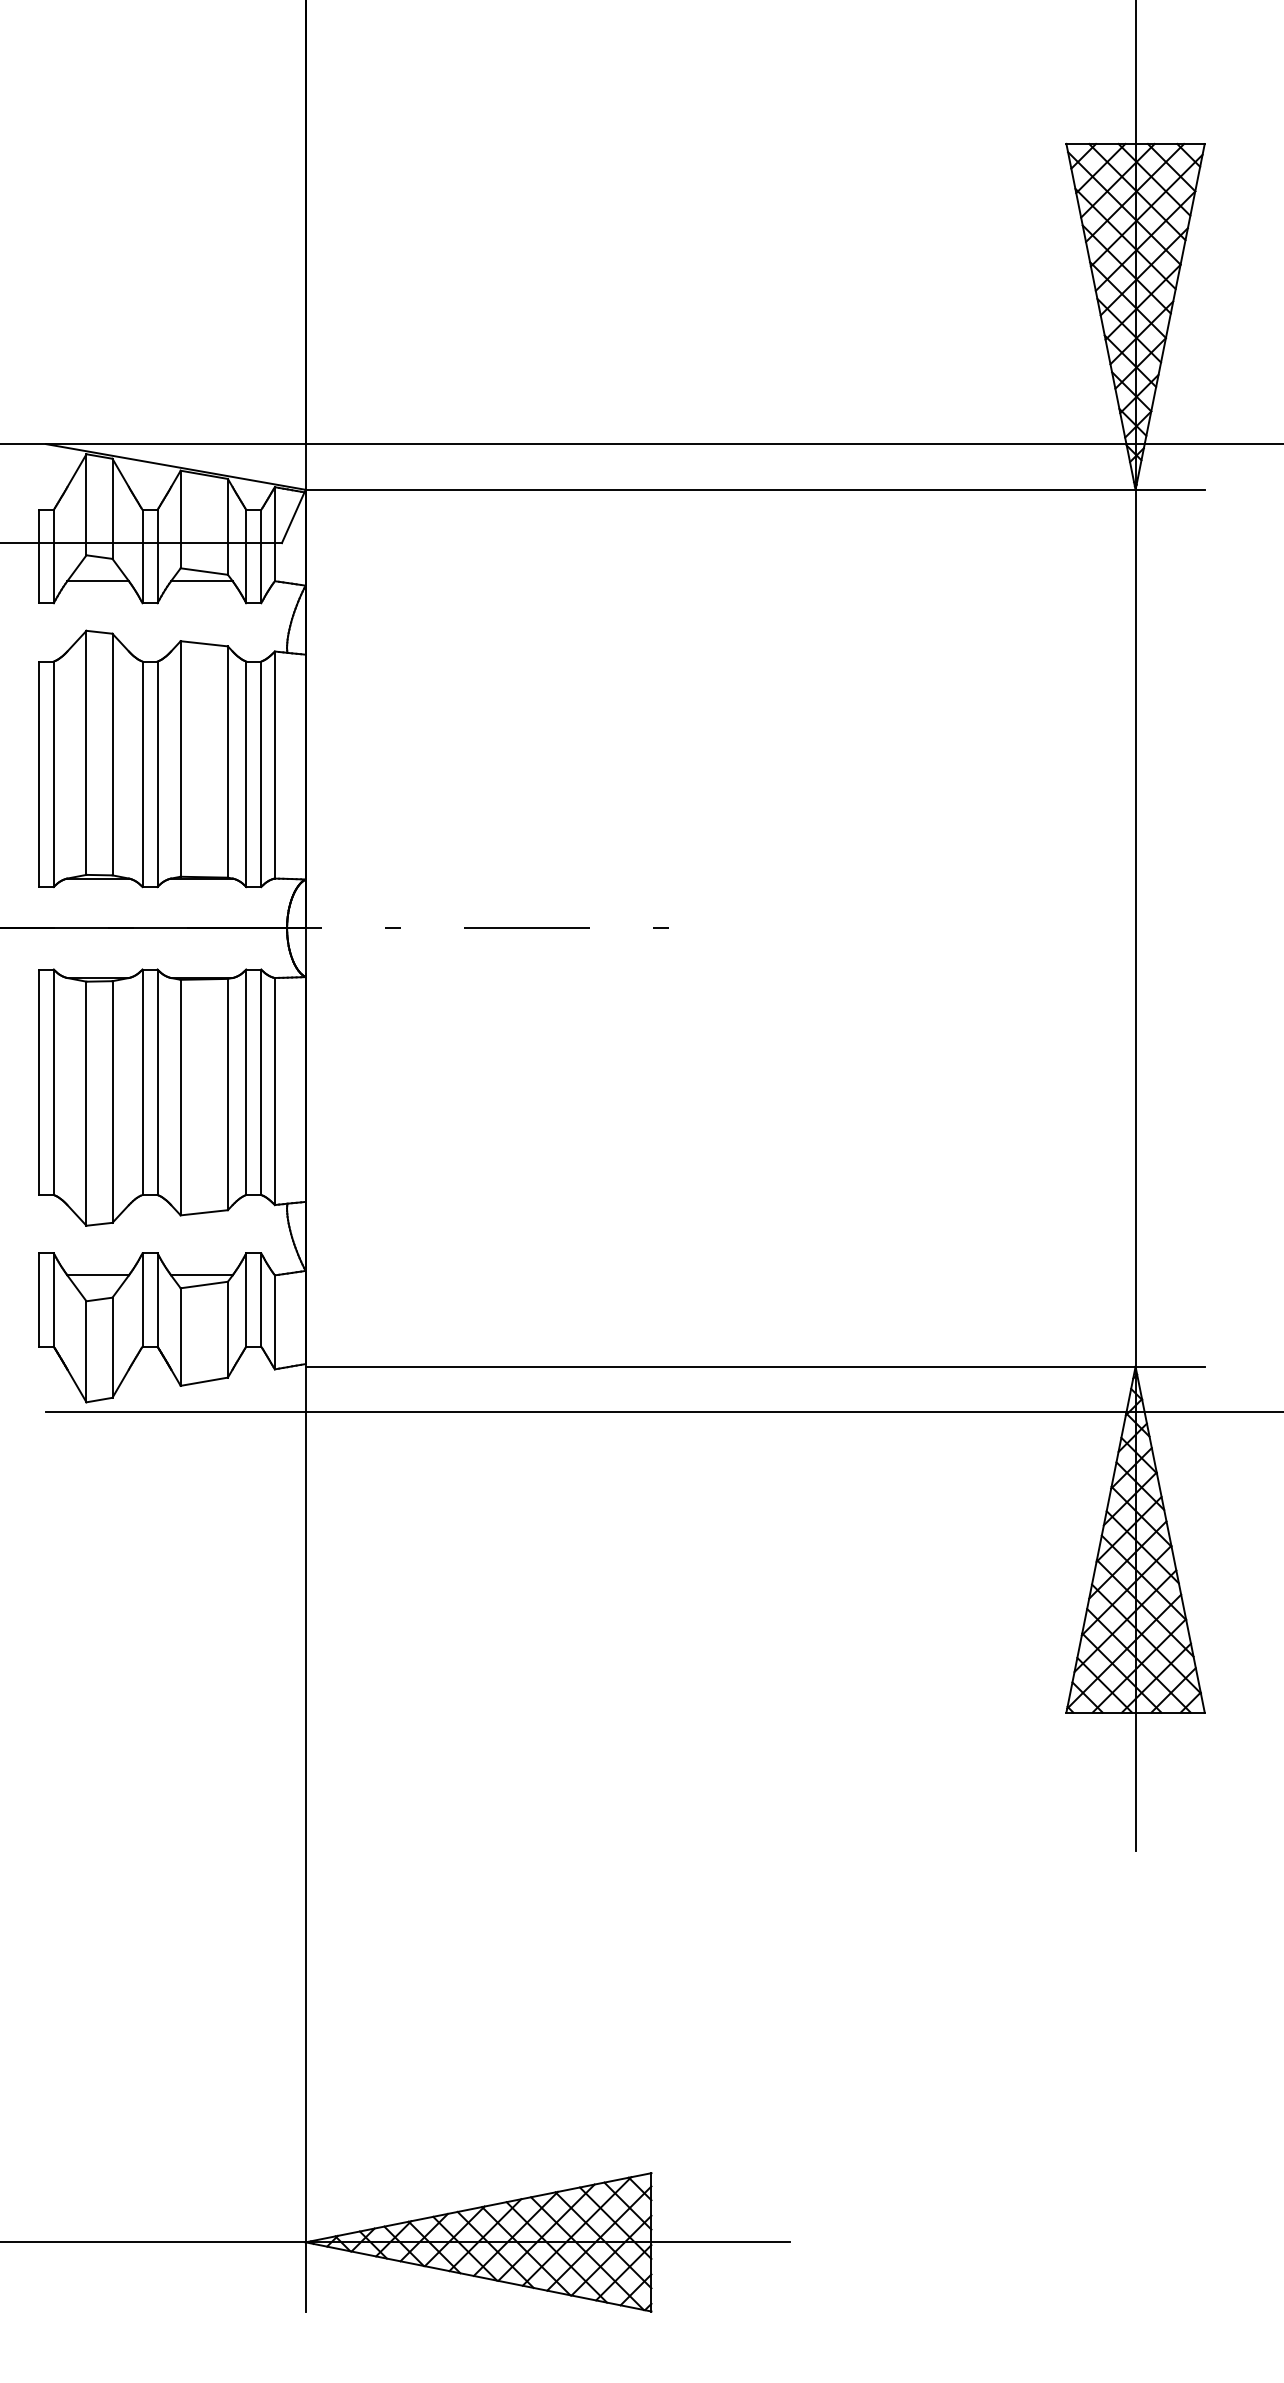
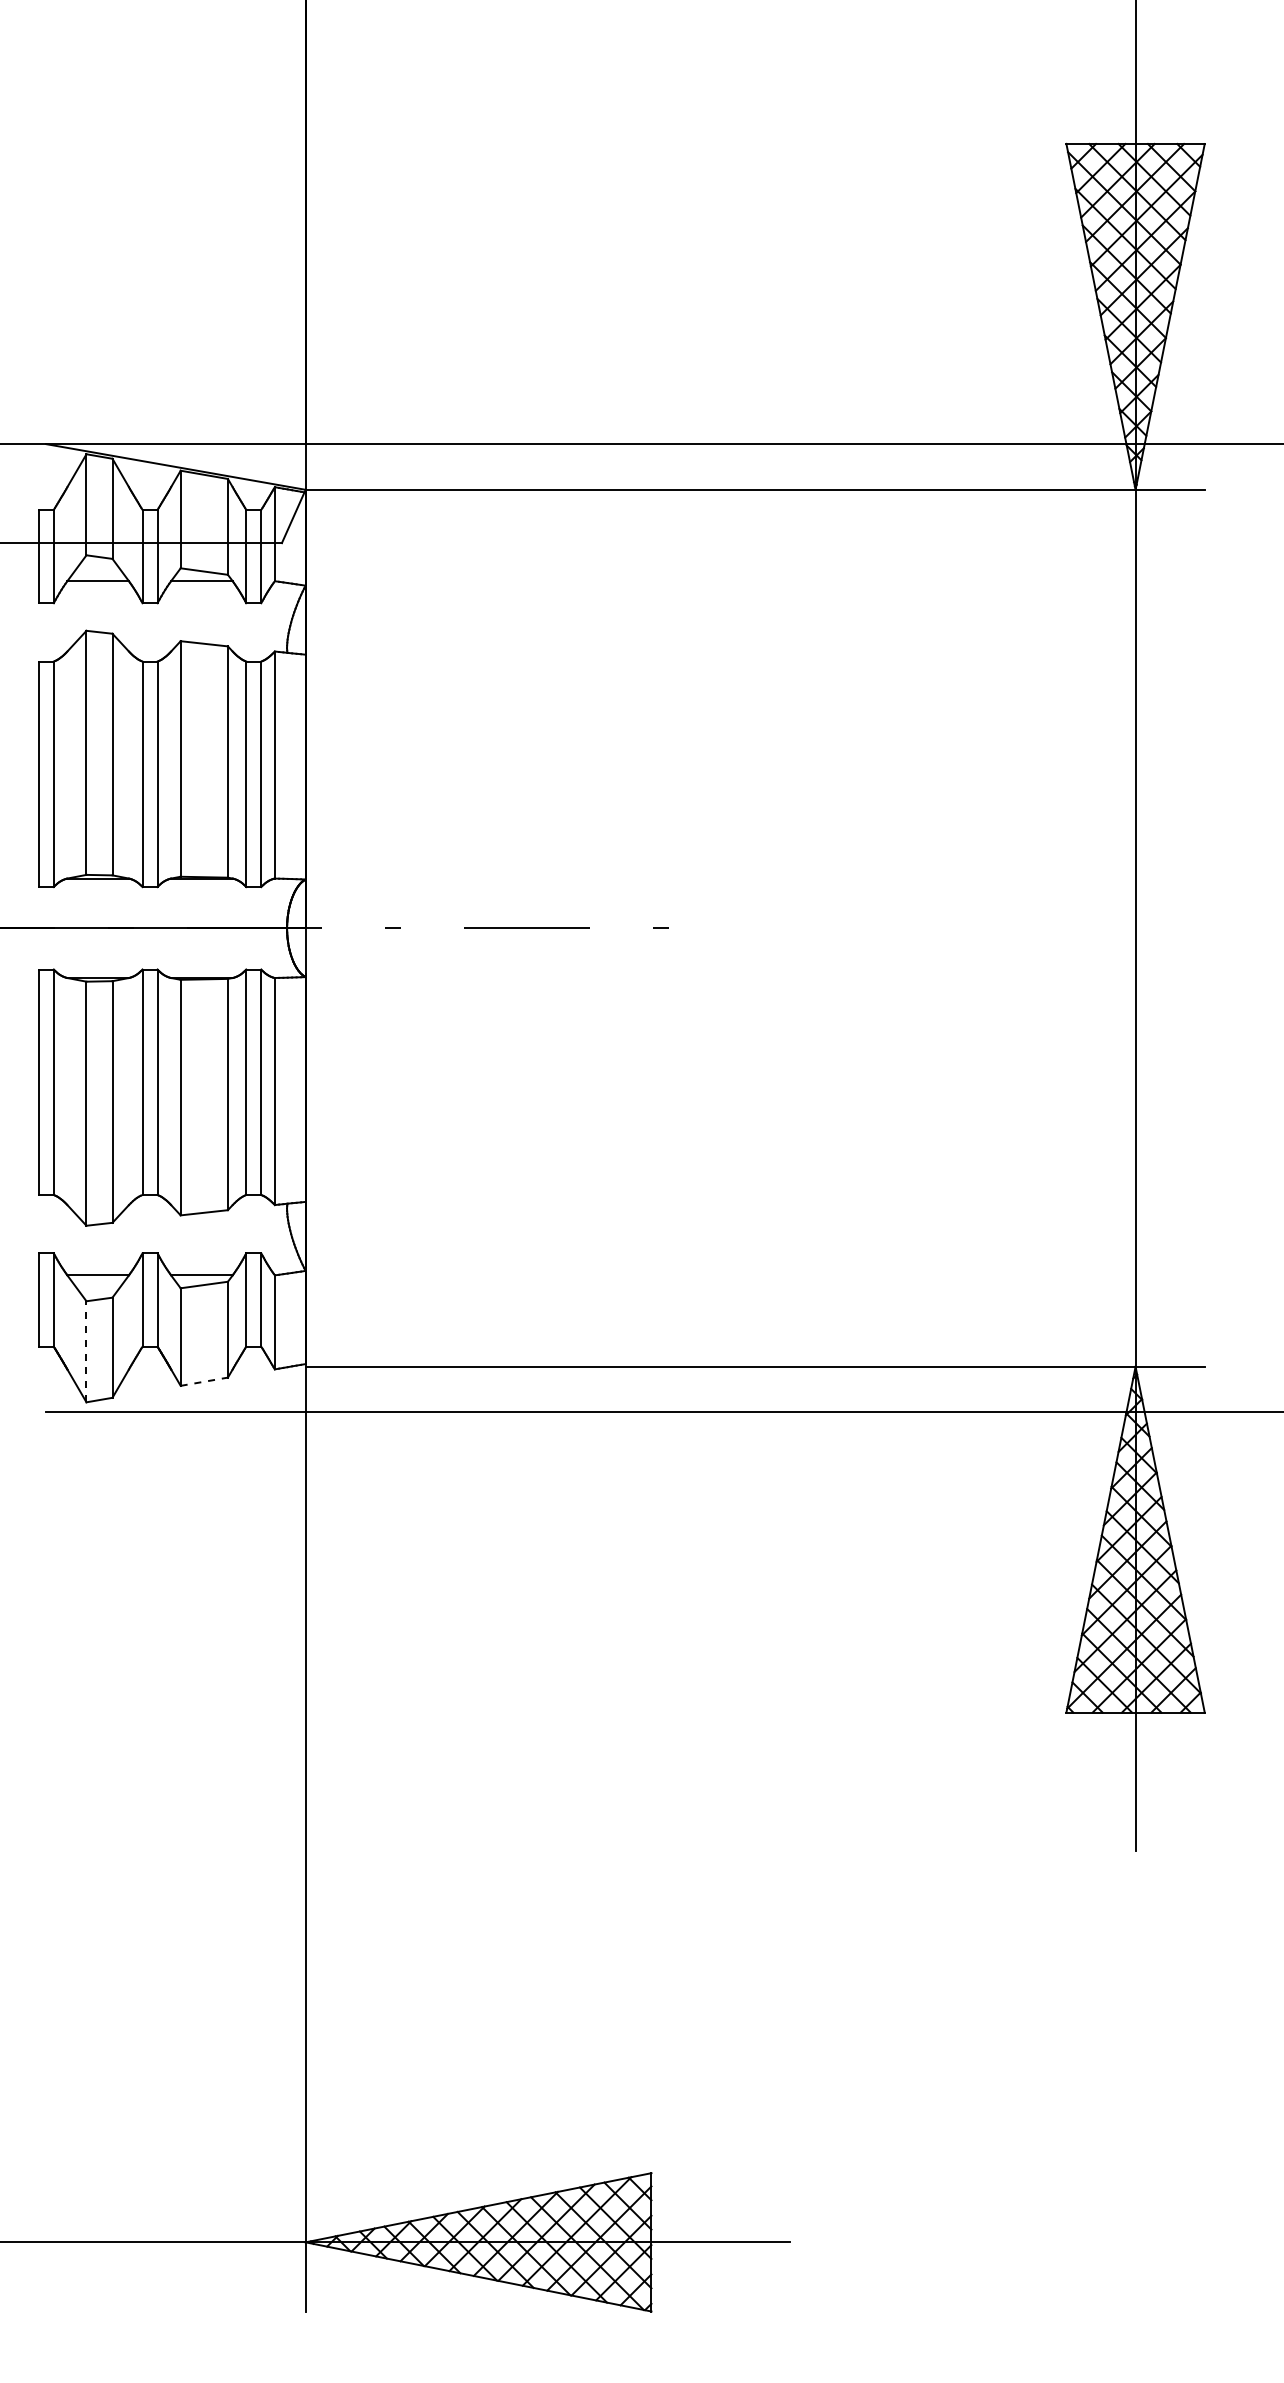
line: solid -> dashed (86, 1351)
line: solid -> dashed (204, 1381)
